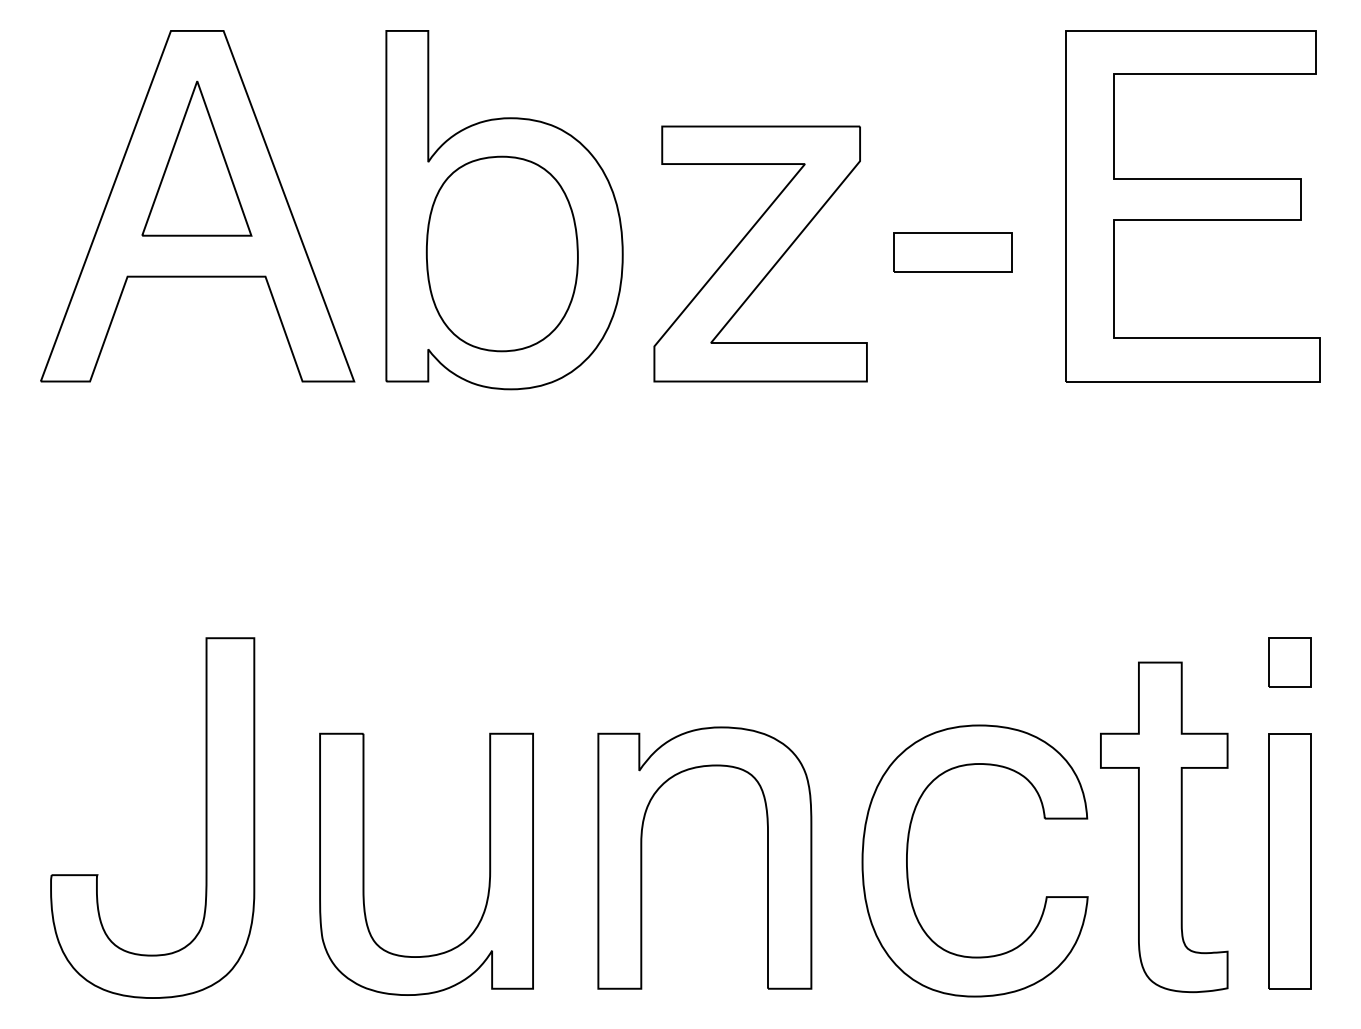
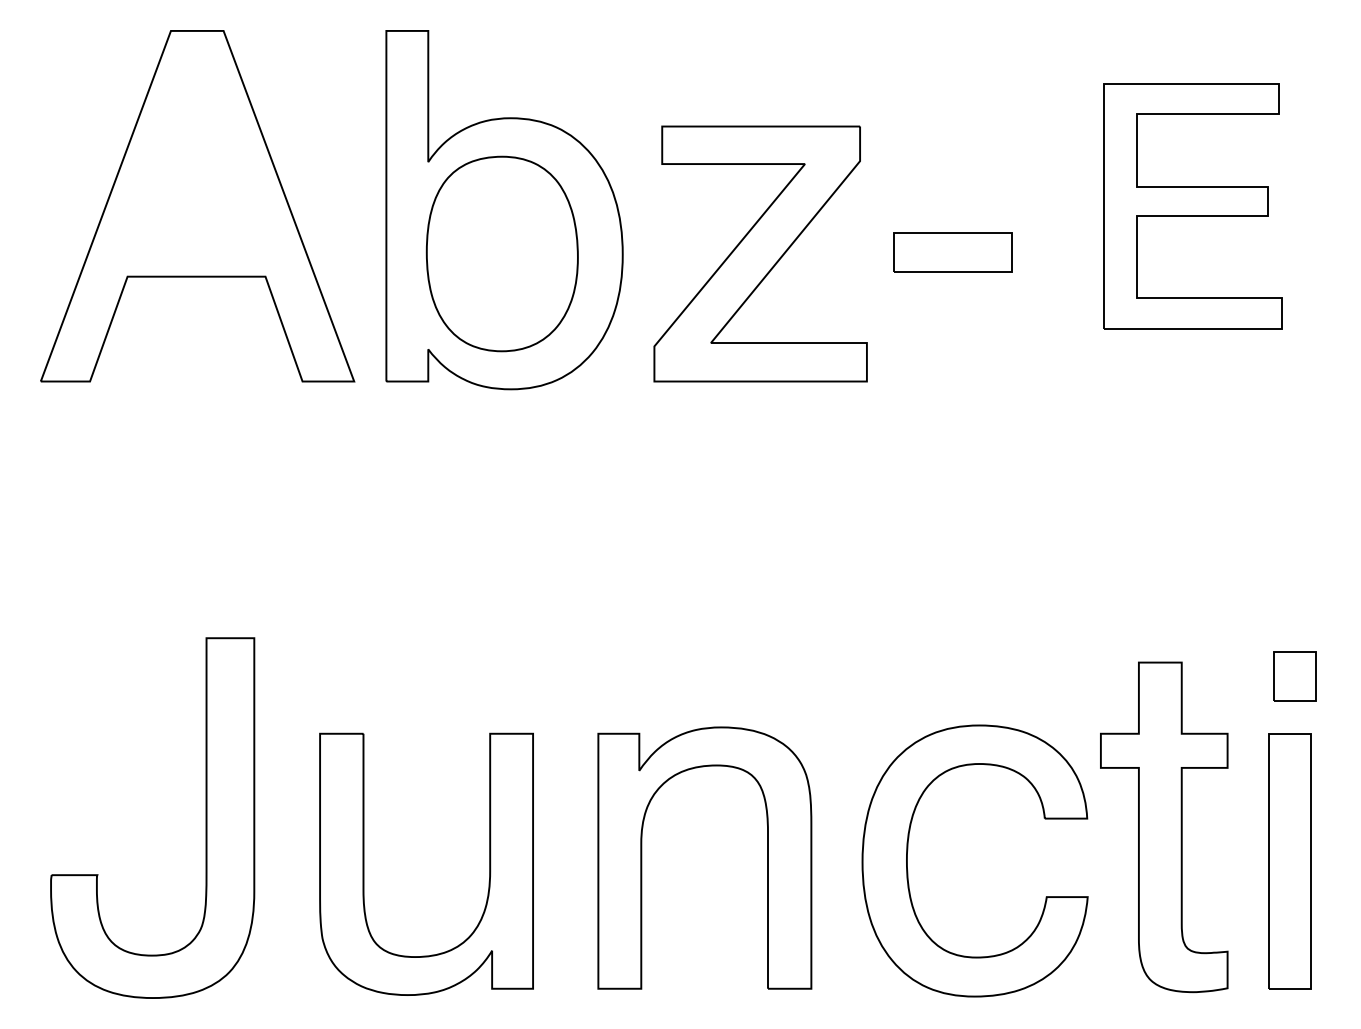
part: present -> none (196, 158)
part size: 256x353 px -> 180x247 px (1192, 206)
part position: (1289, 662) -> (1294, 676) (1294, 676)
